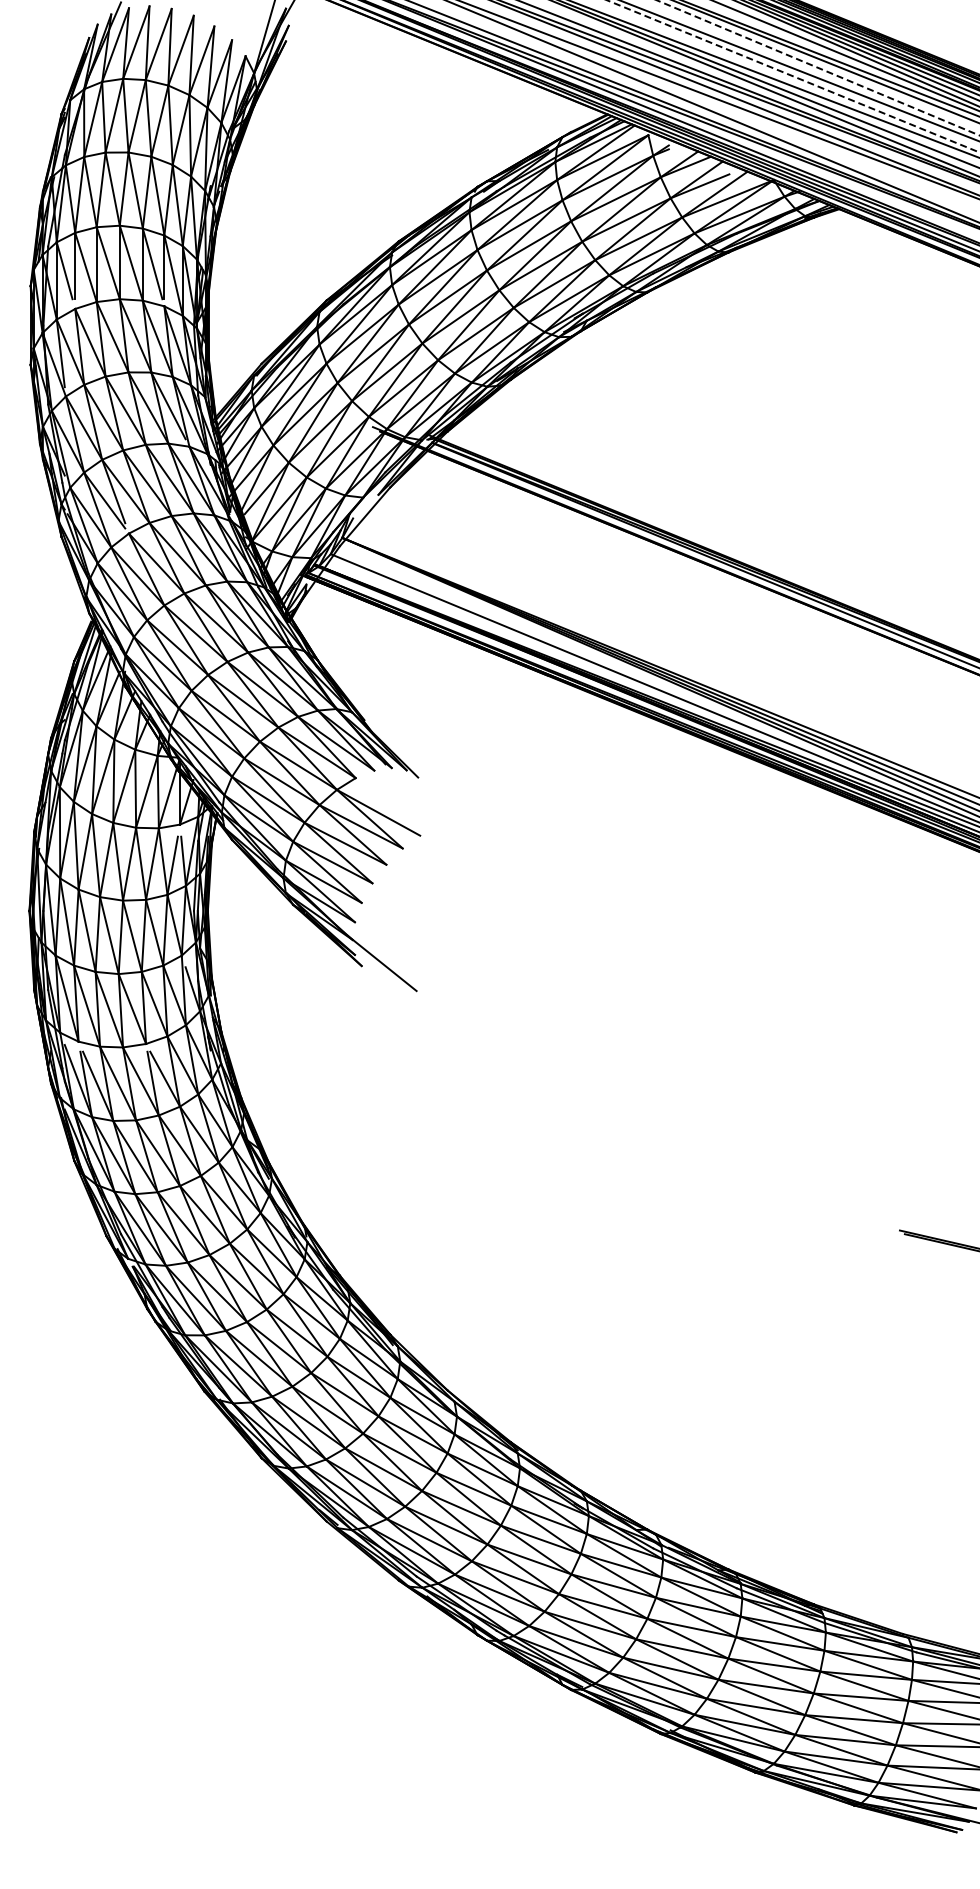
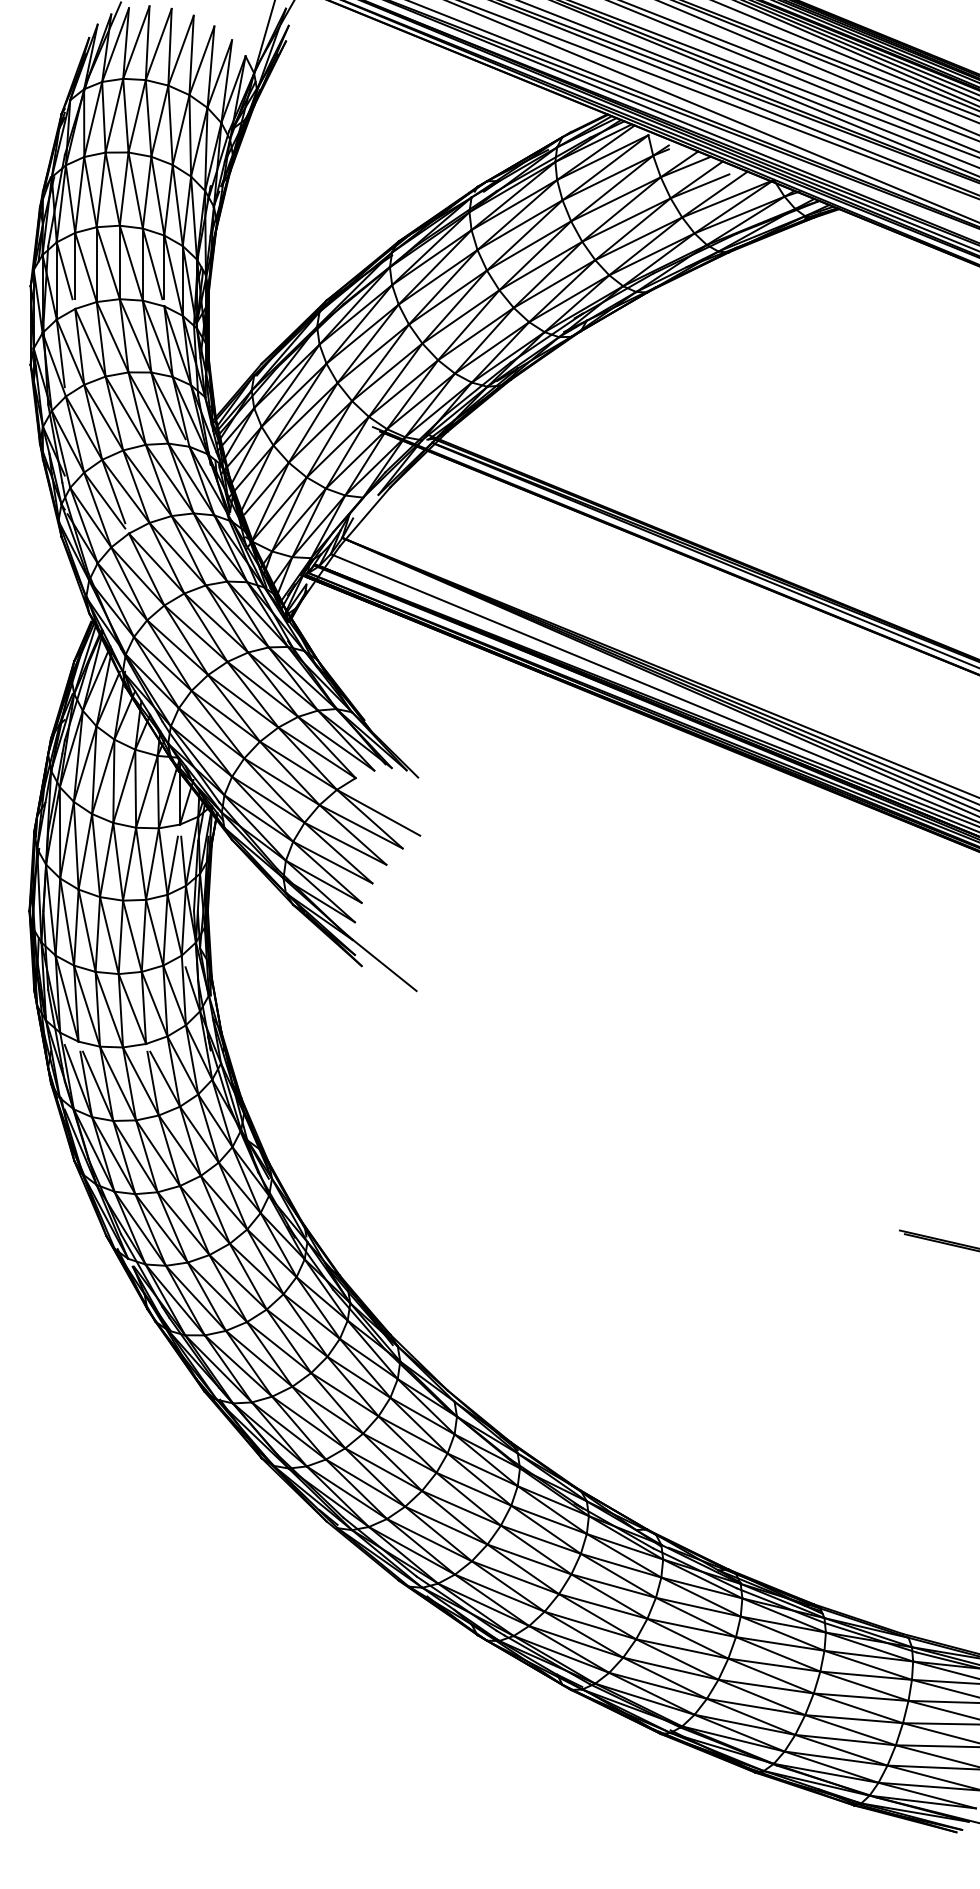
line: dashed -> solid (818, 67)
line: dashed -> solid (793, 76)
